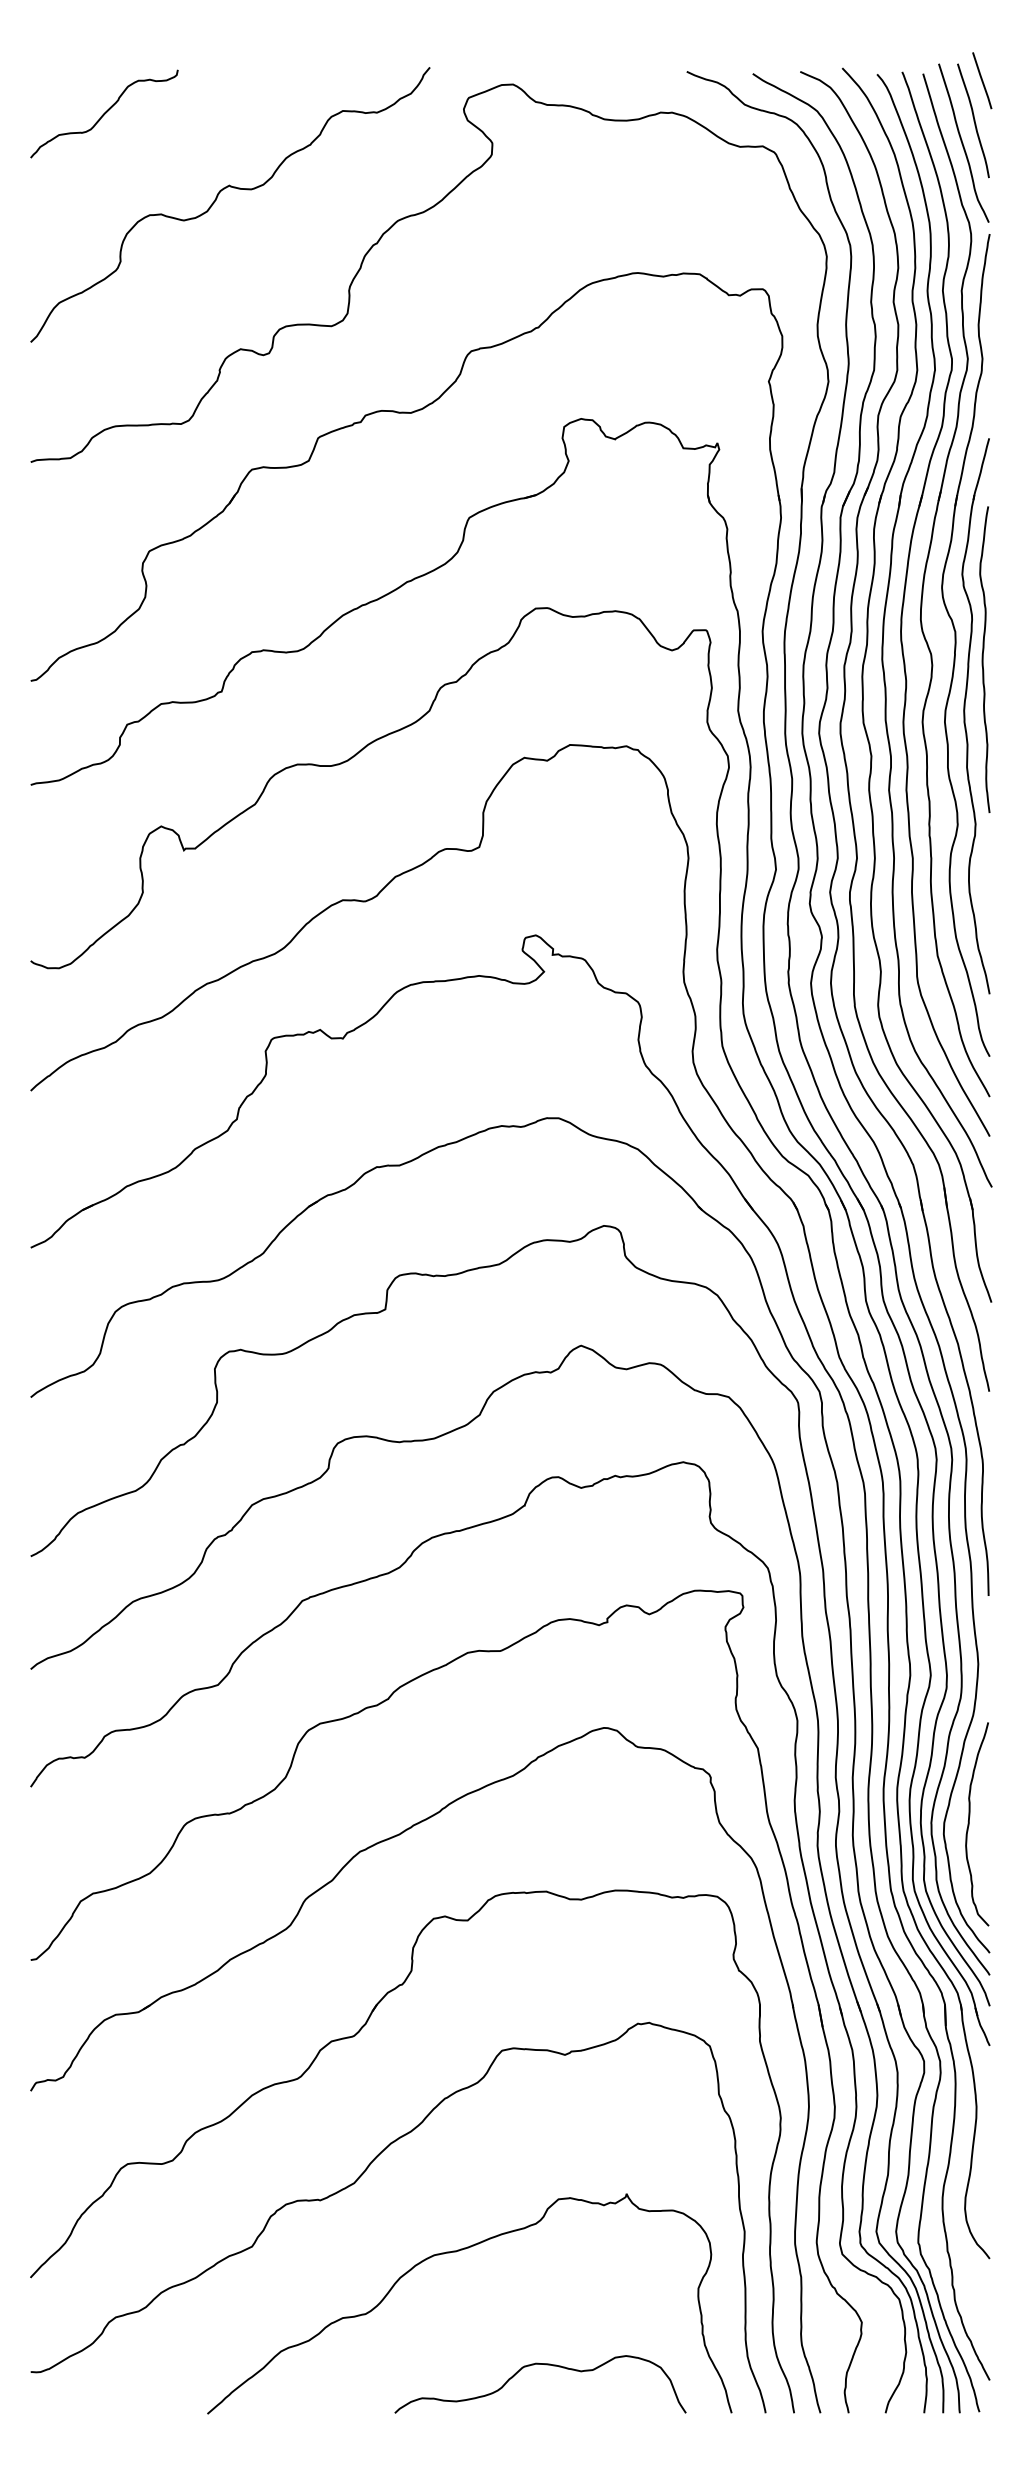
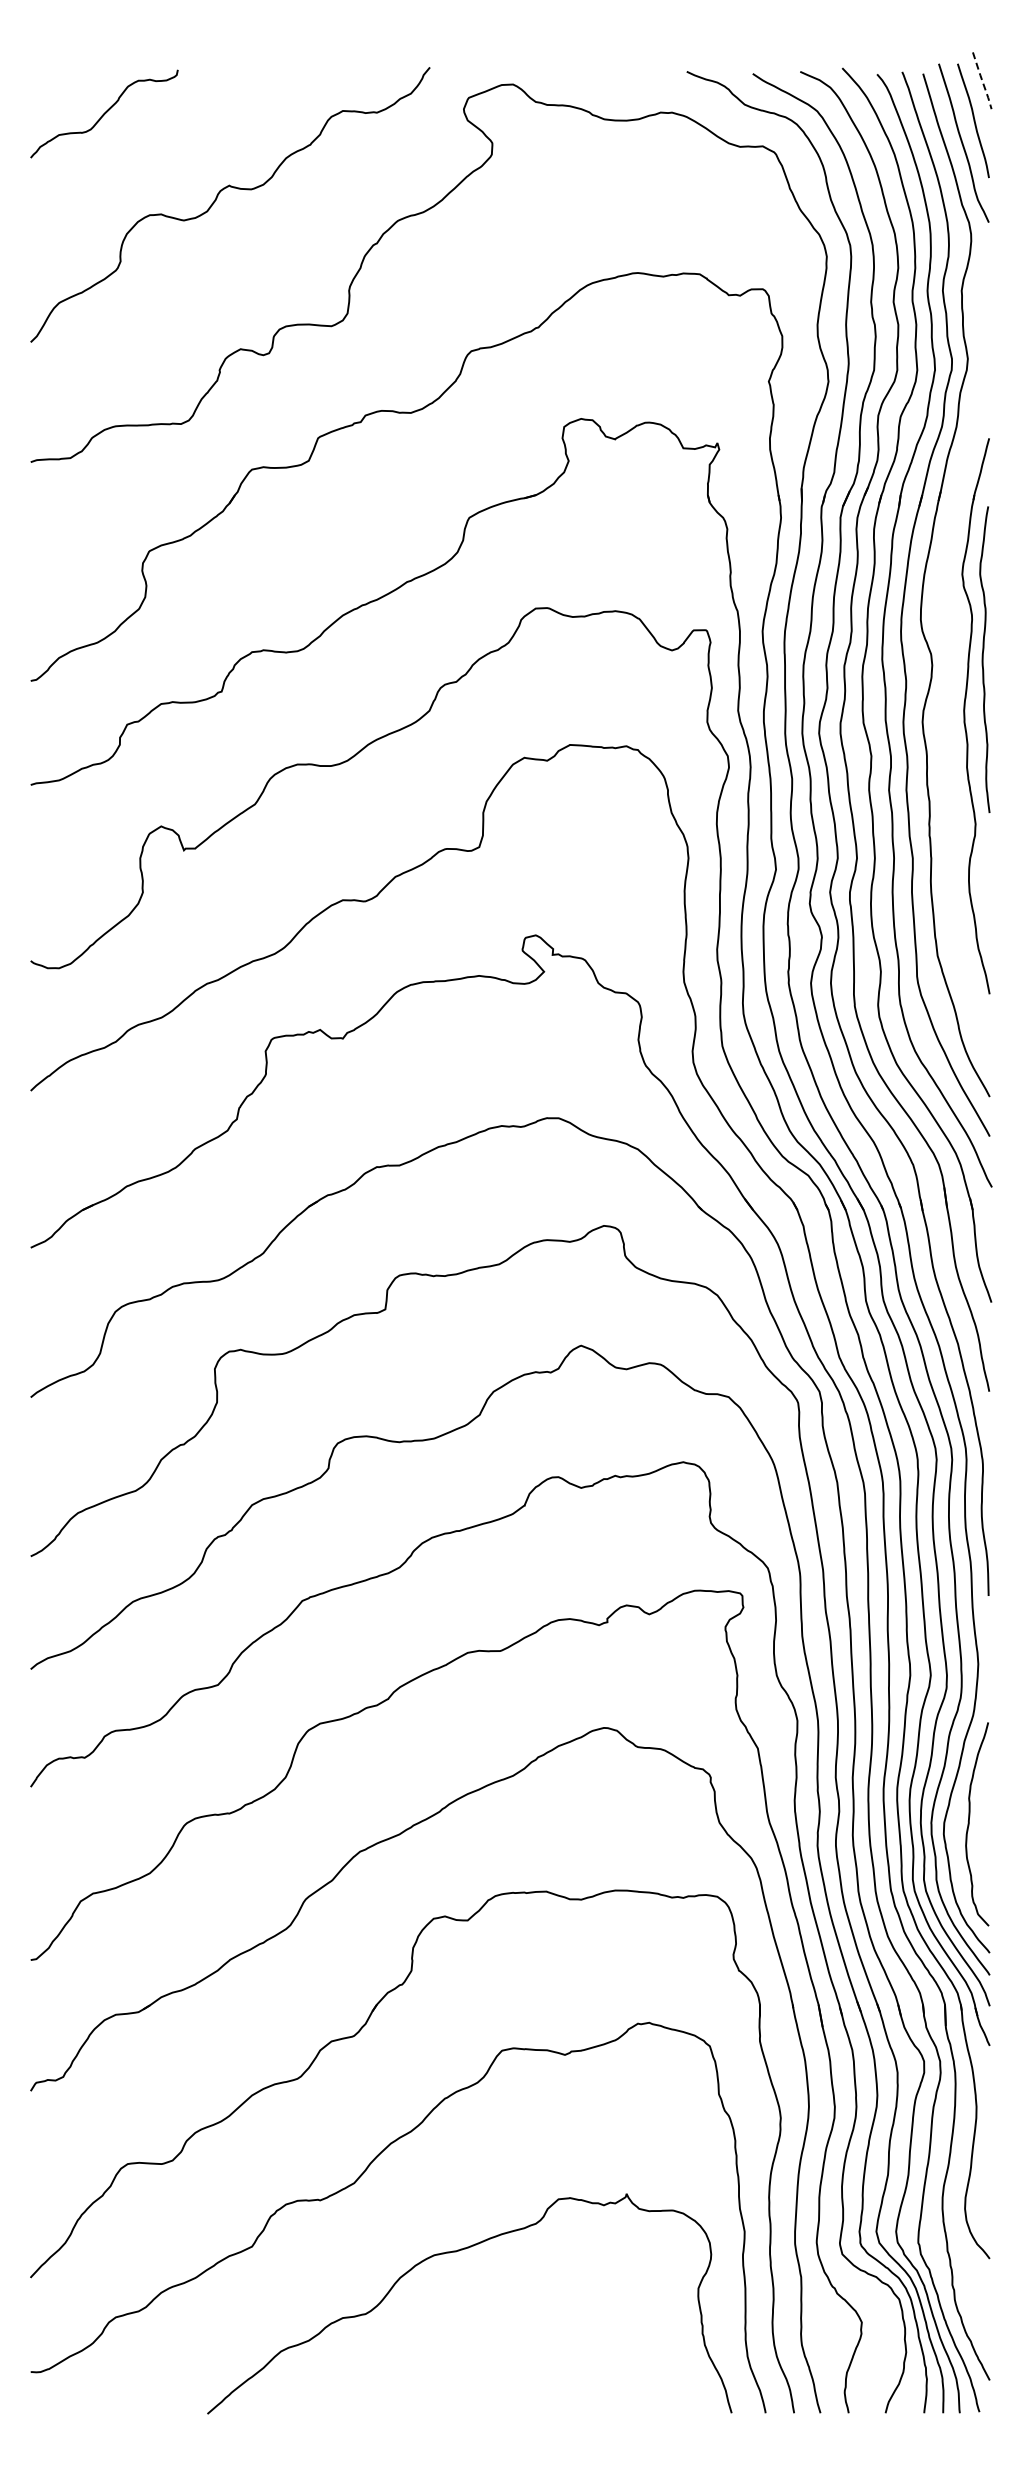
line: solid -> dashed (982, 81)
part: present -> none (956, 645)
curve: present -> none (546, 2365)
